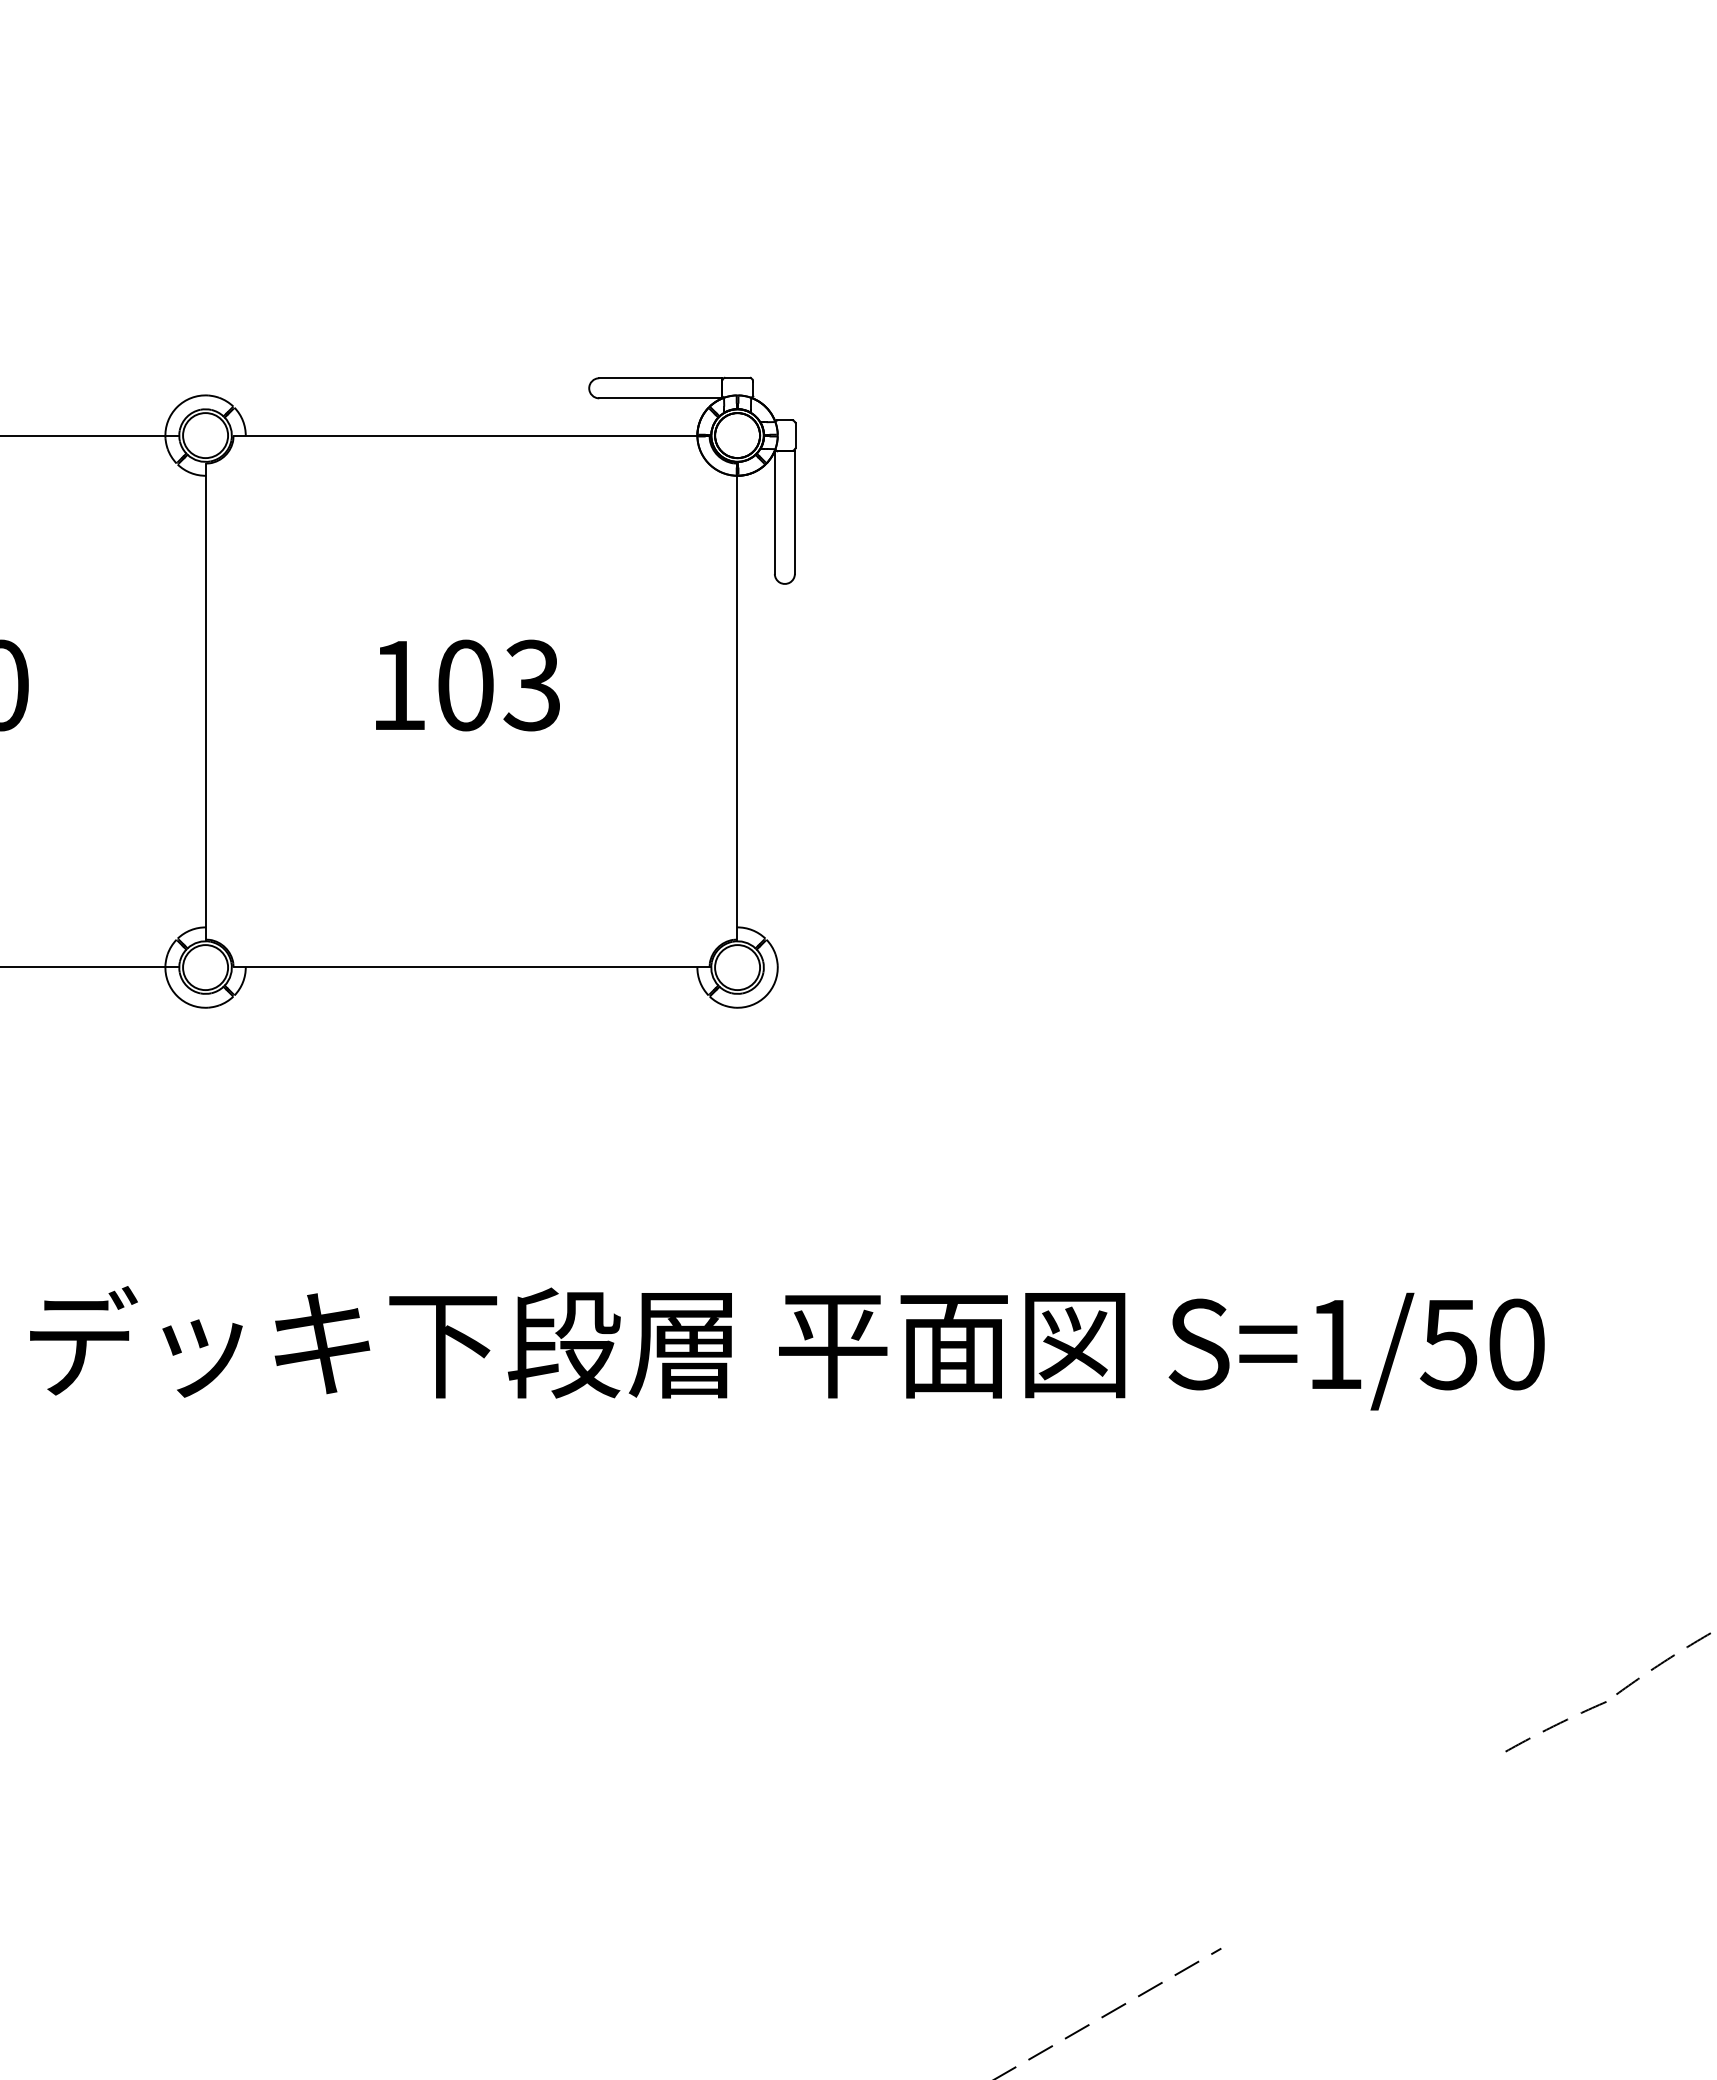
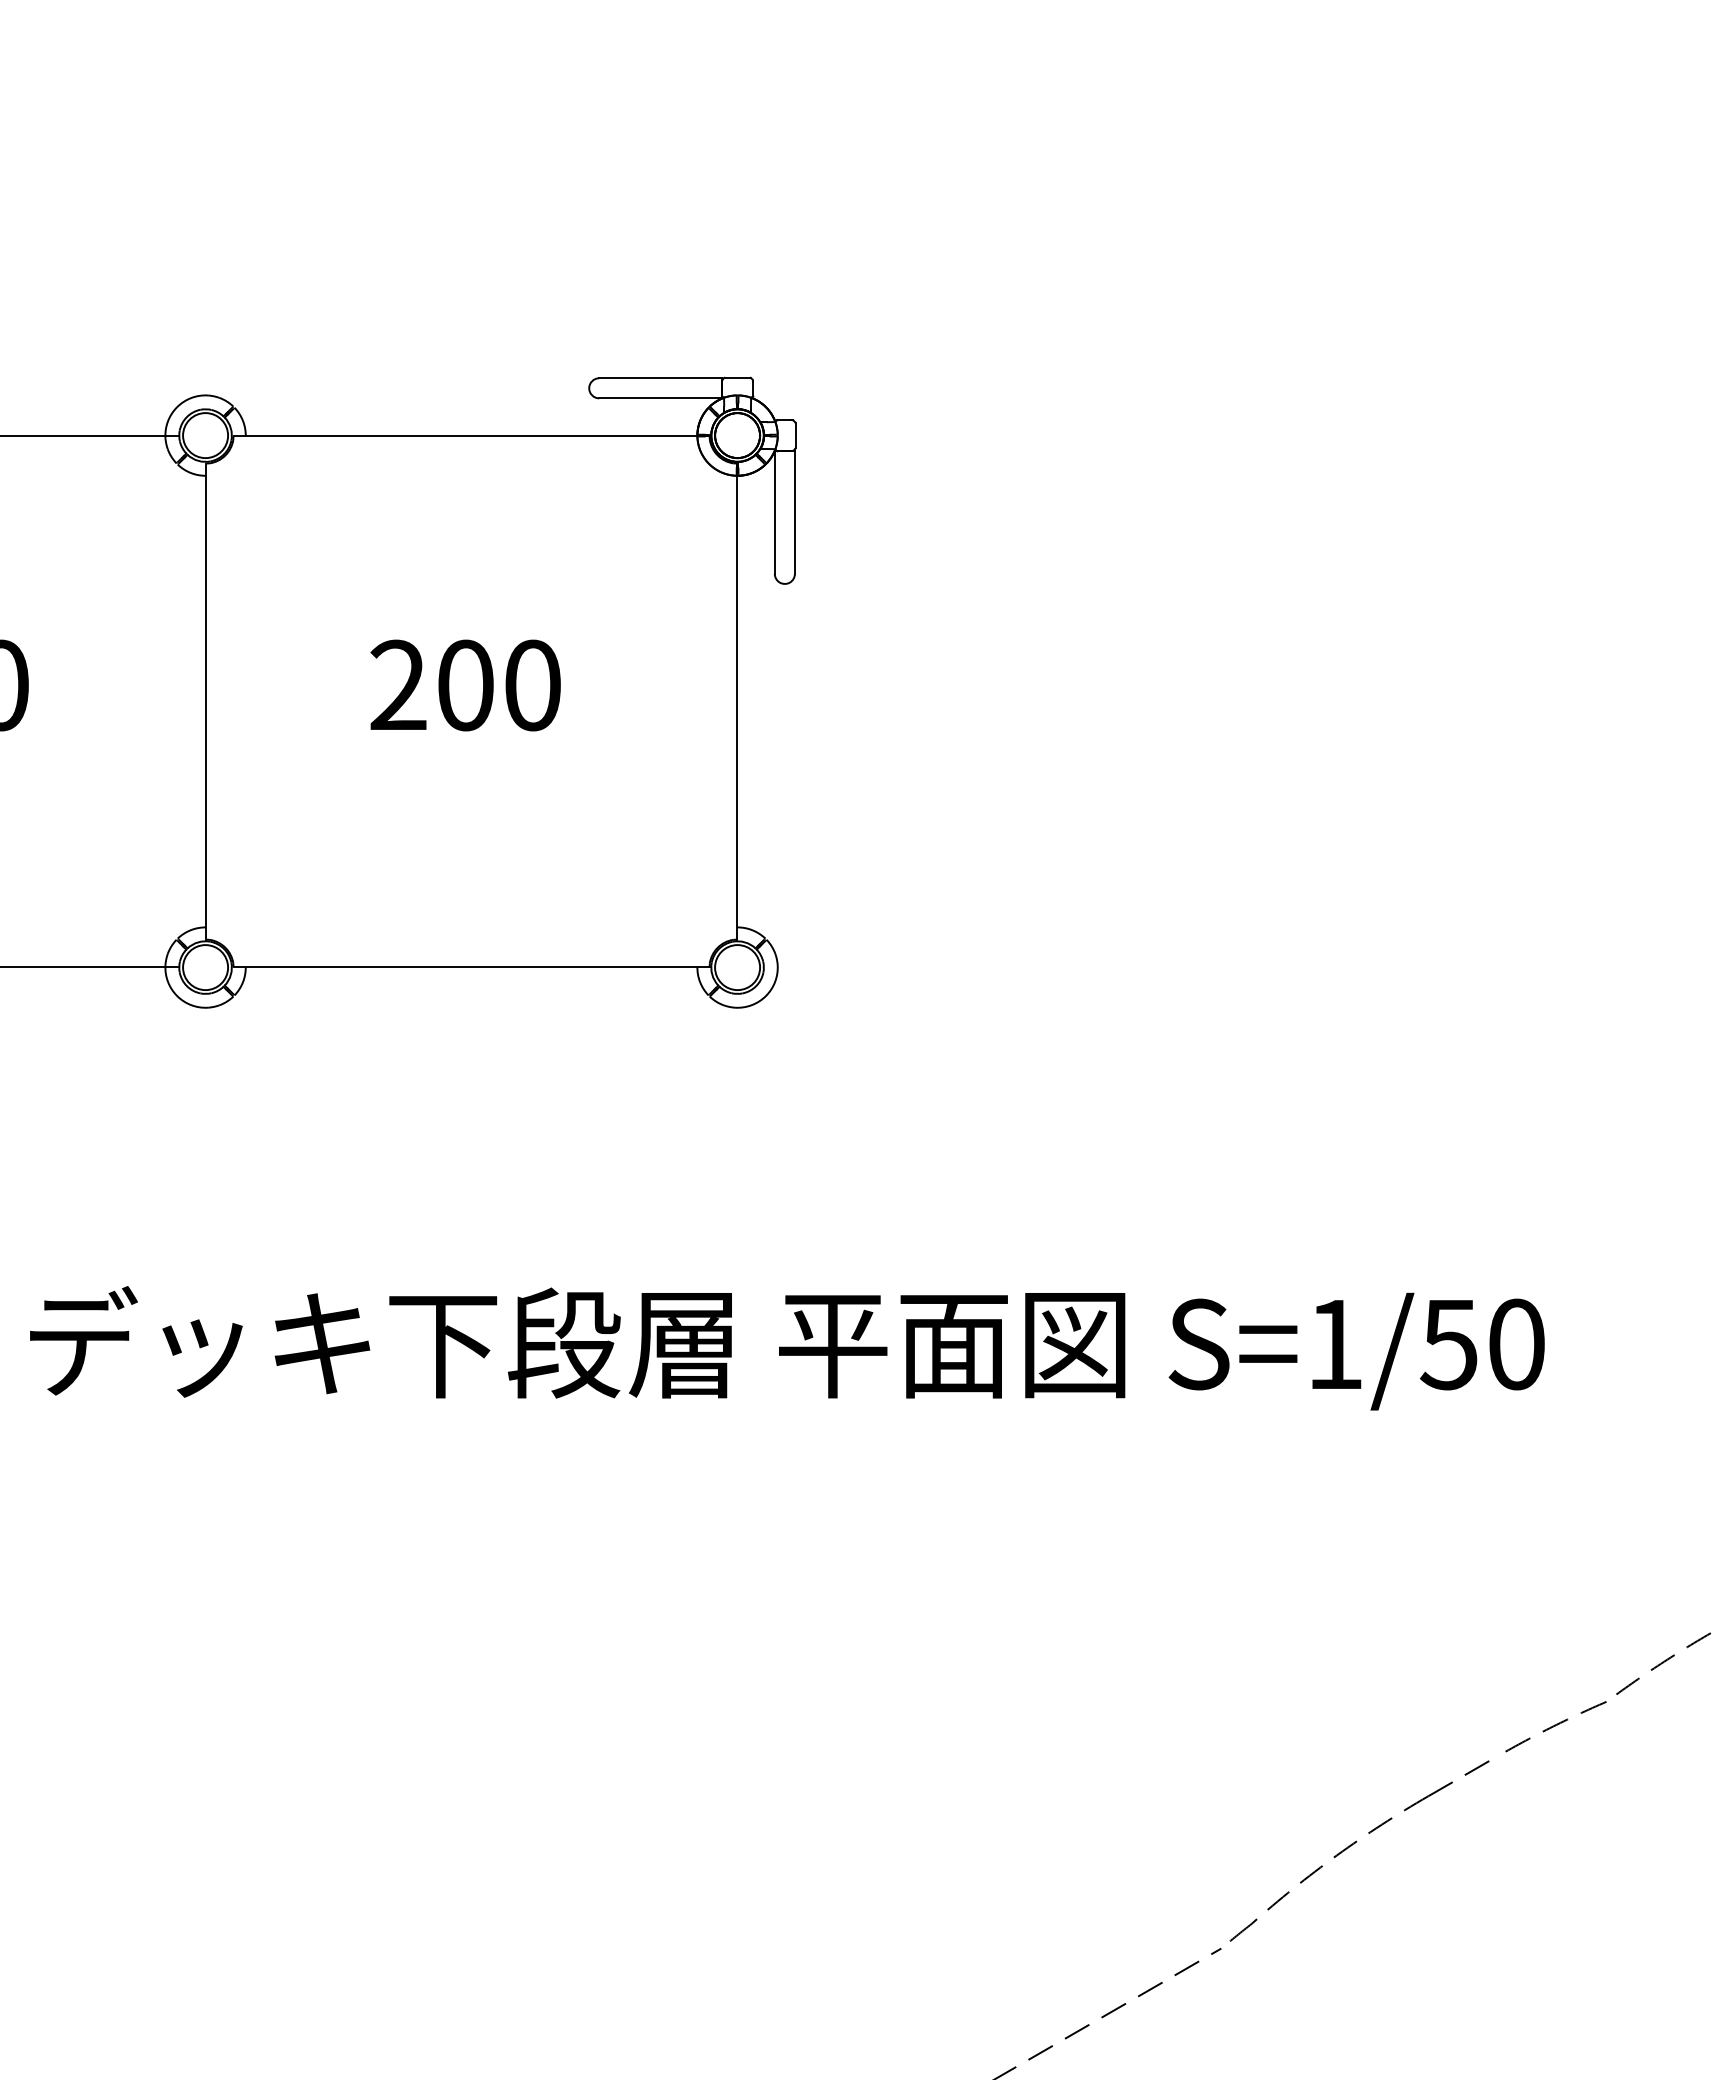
text: 103 -> 200 (465, 685)
part: none -> present (1354, 1844)
